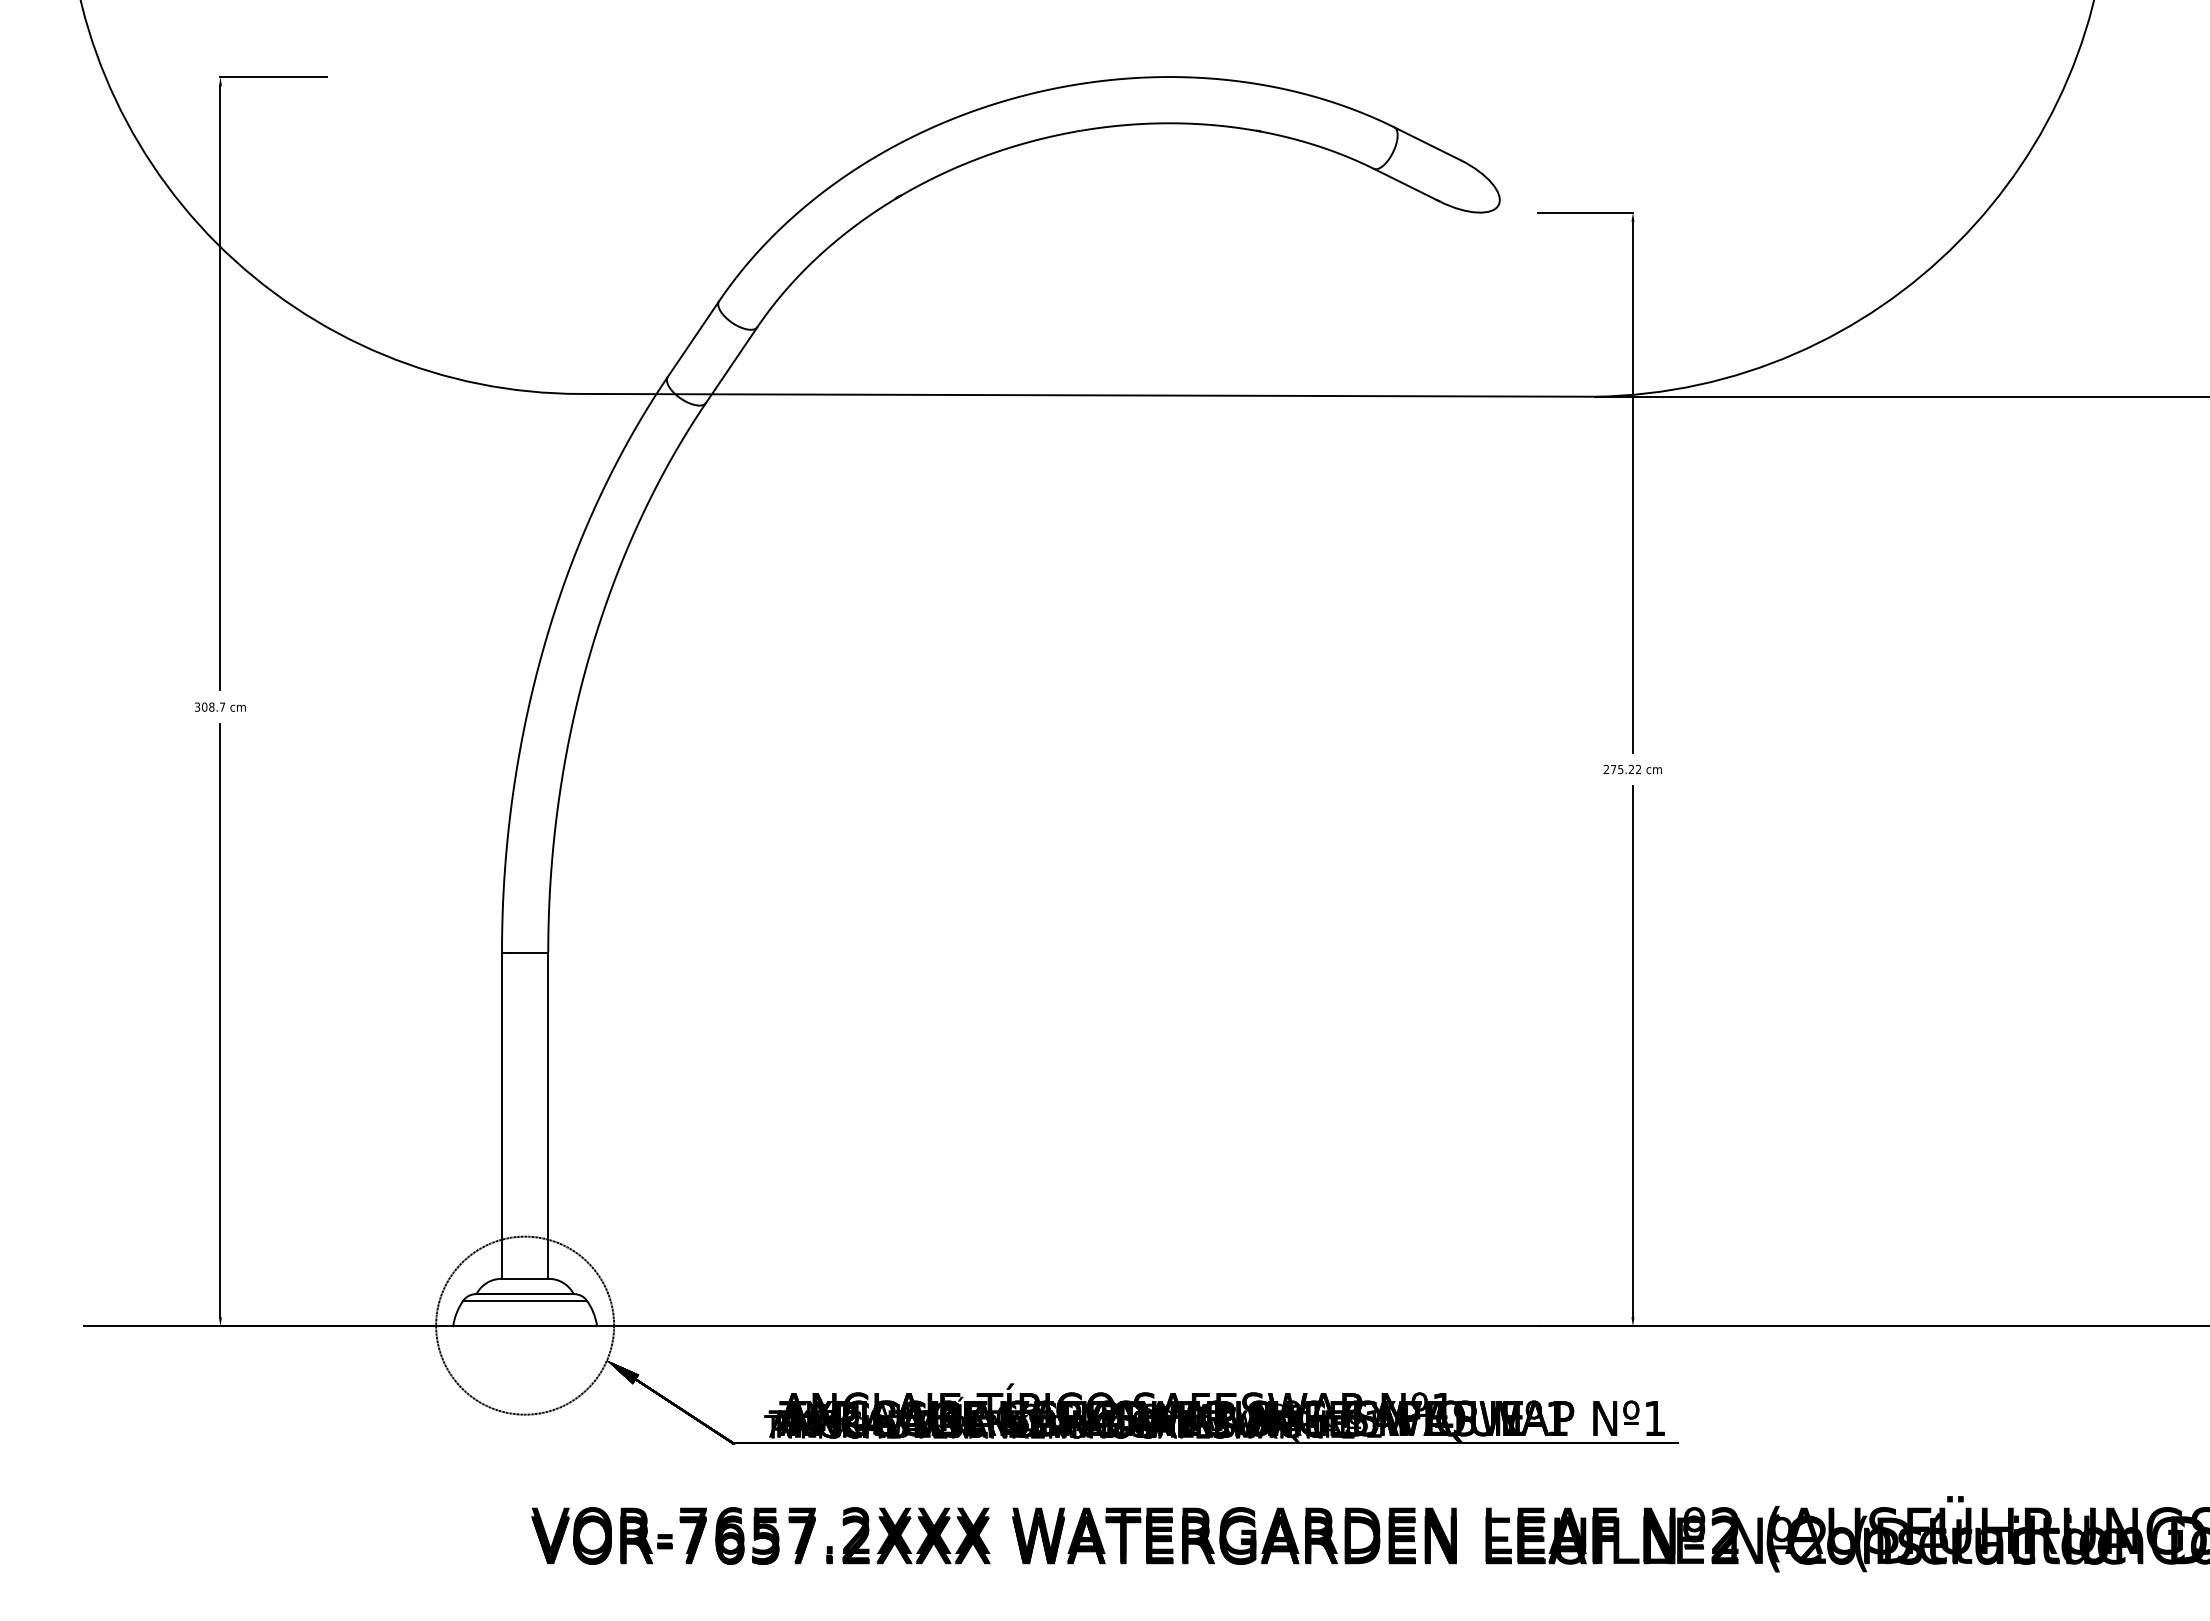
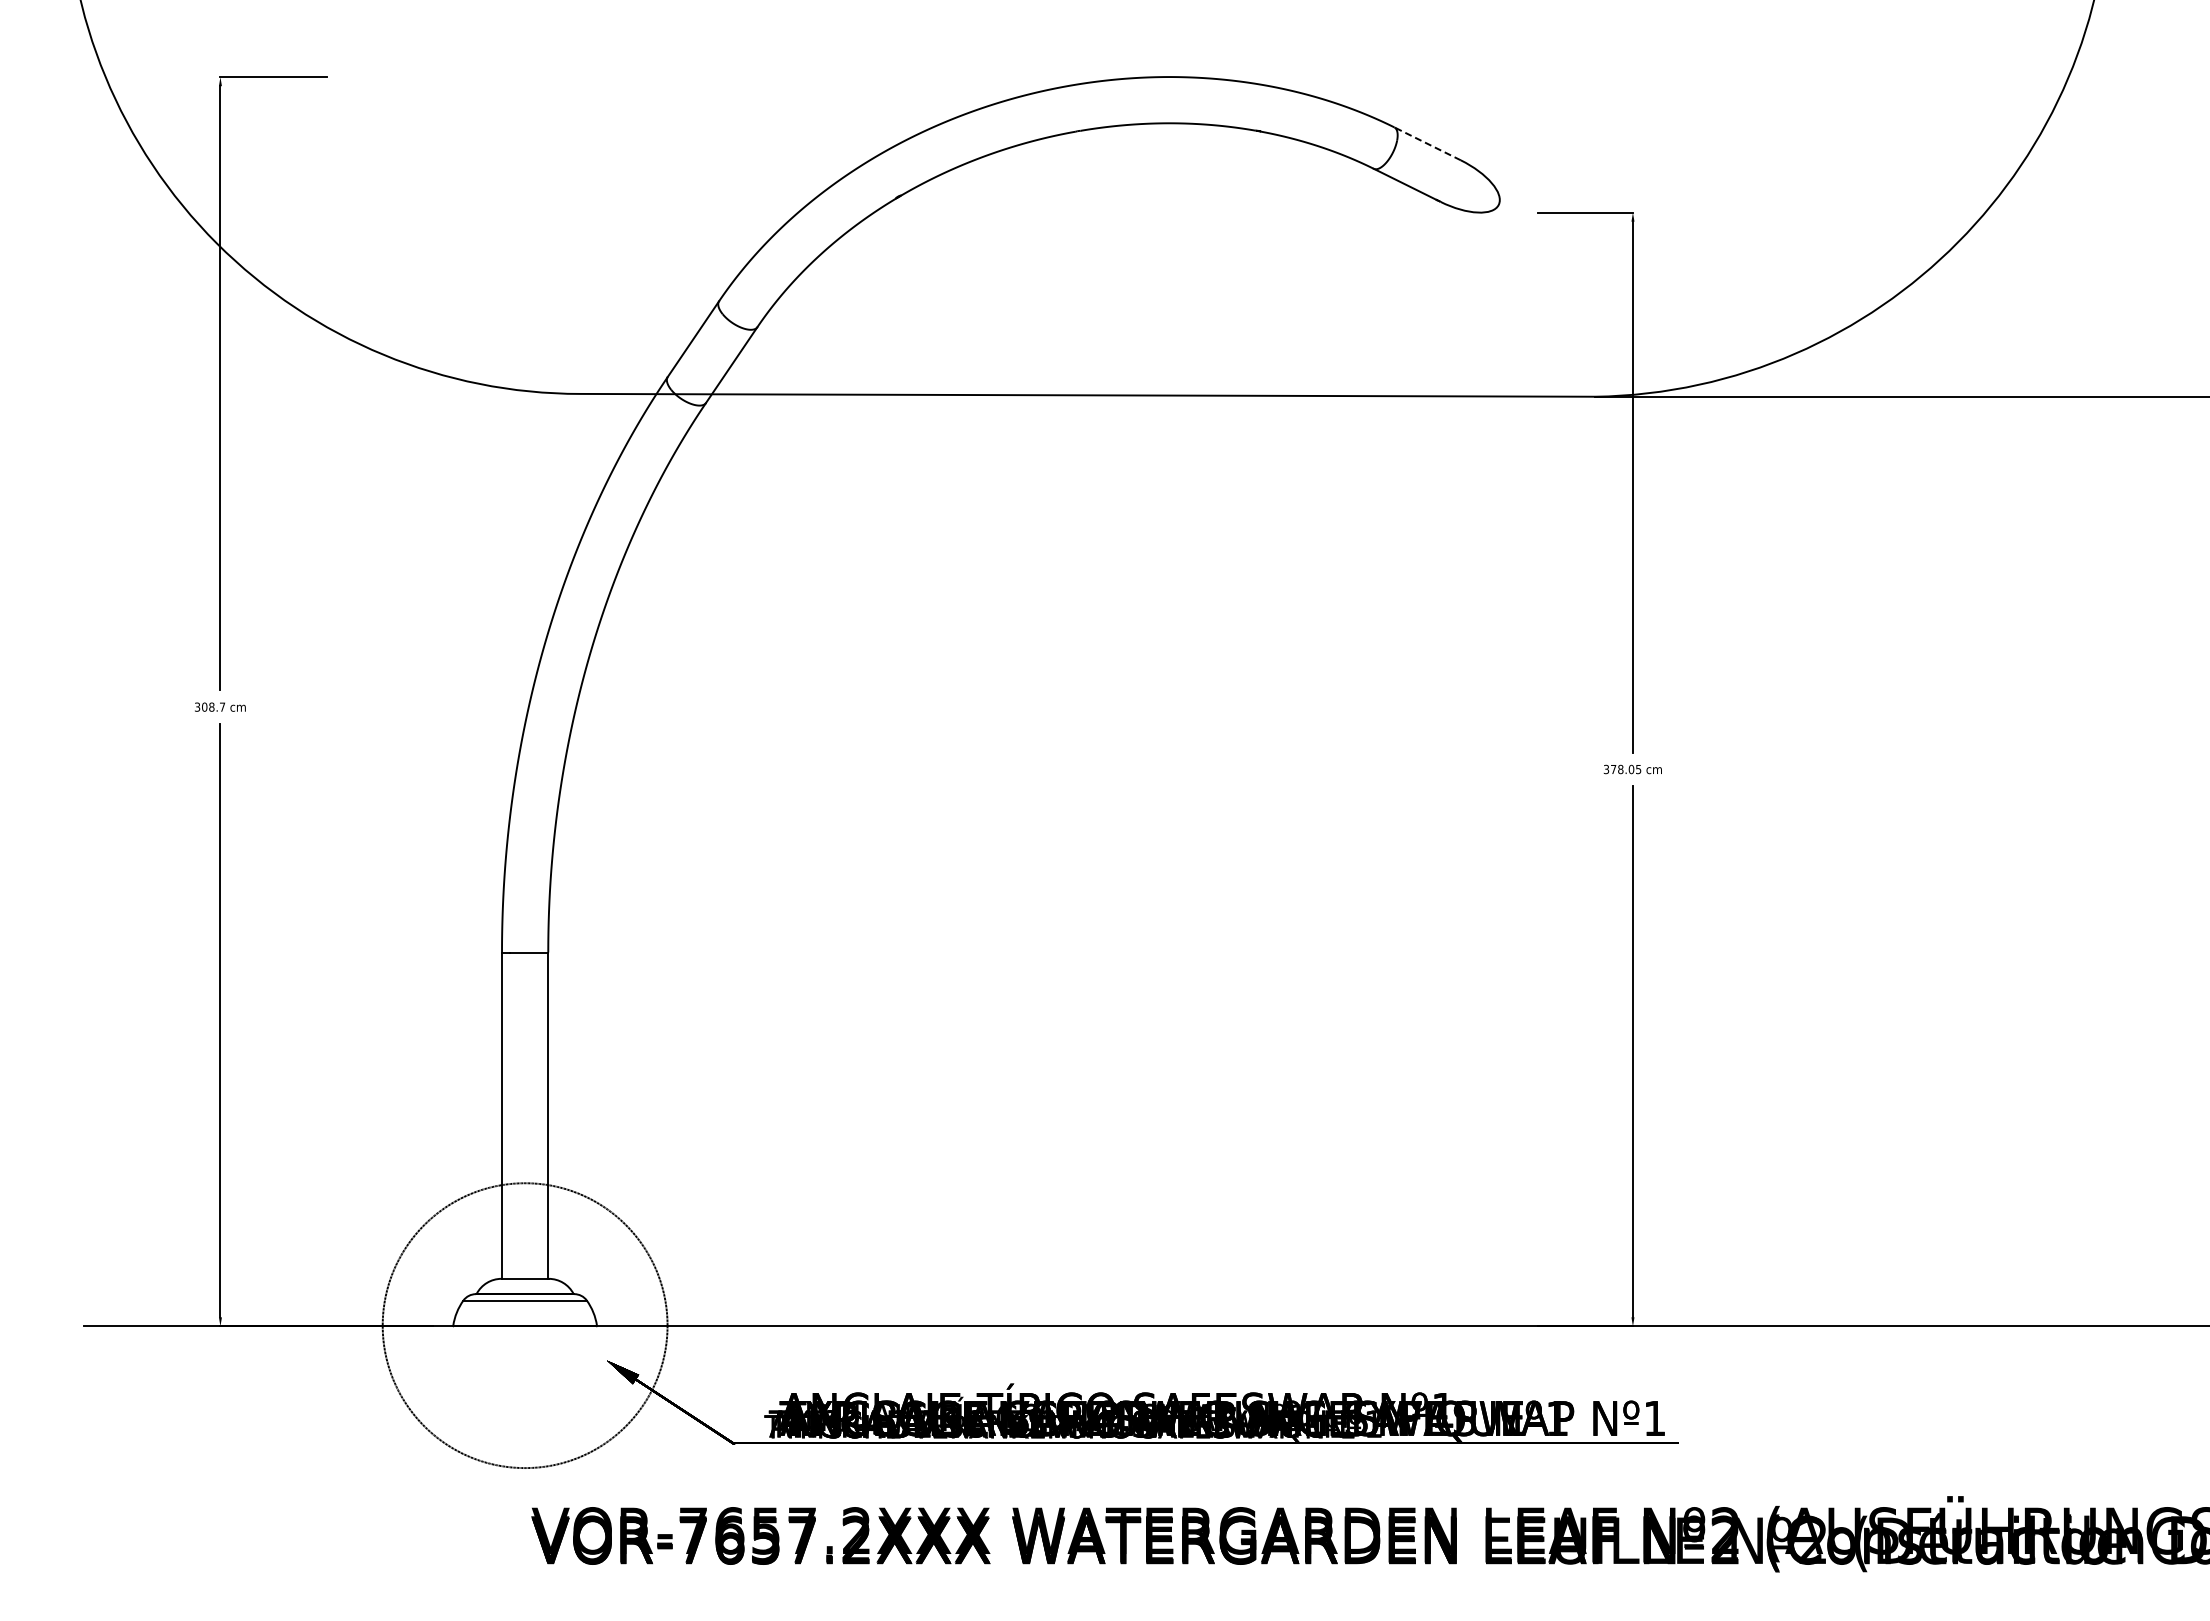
line: solid -> dashed (1427, 143)
text: 275.22 -> 378.05 (1622, 769)
circle diameter: 178 px -> 285 px (524, 1325)
